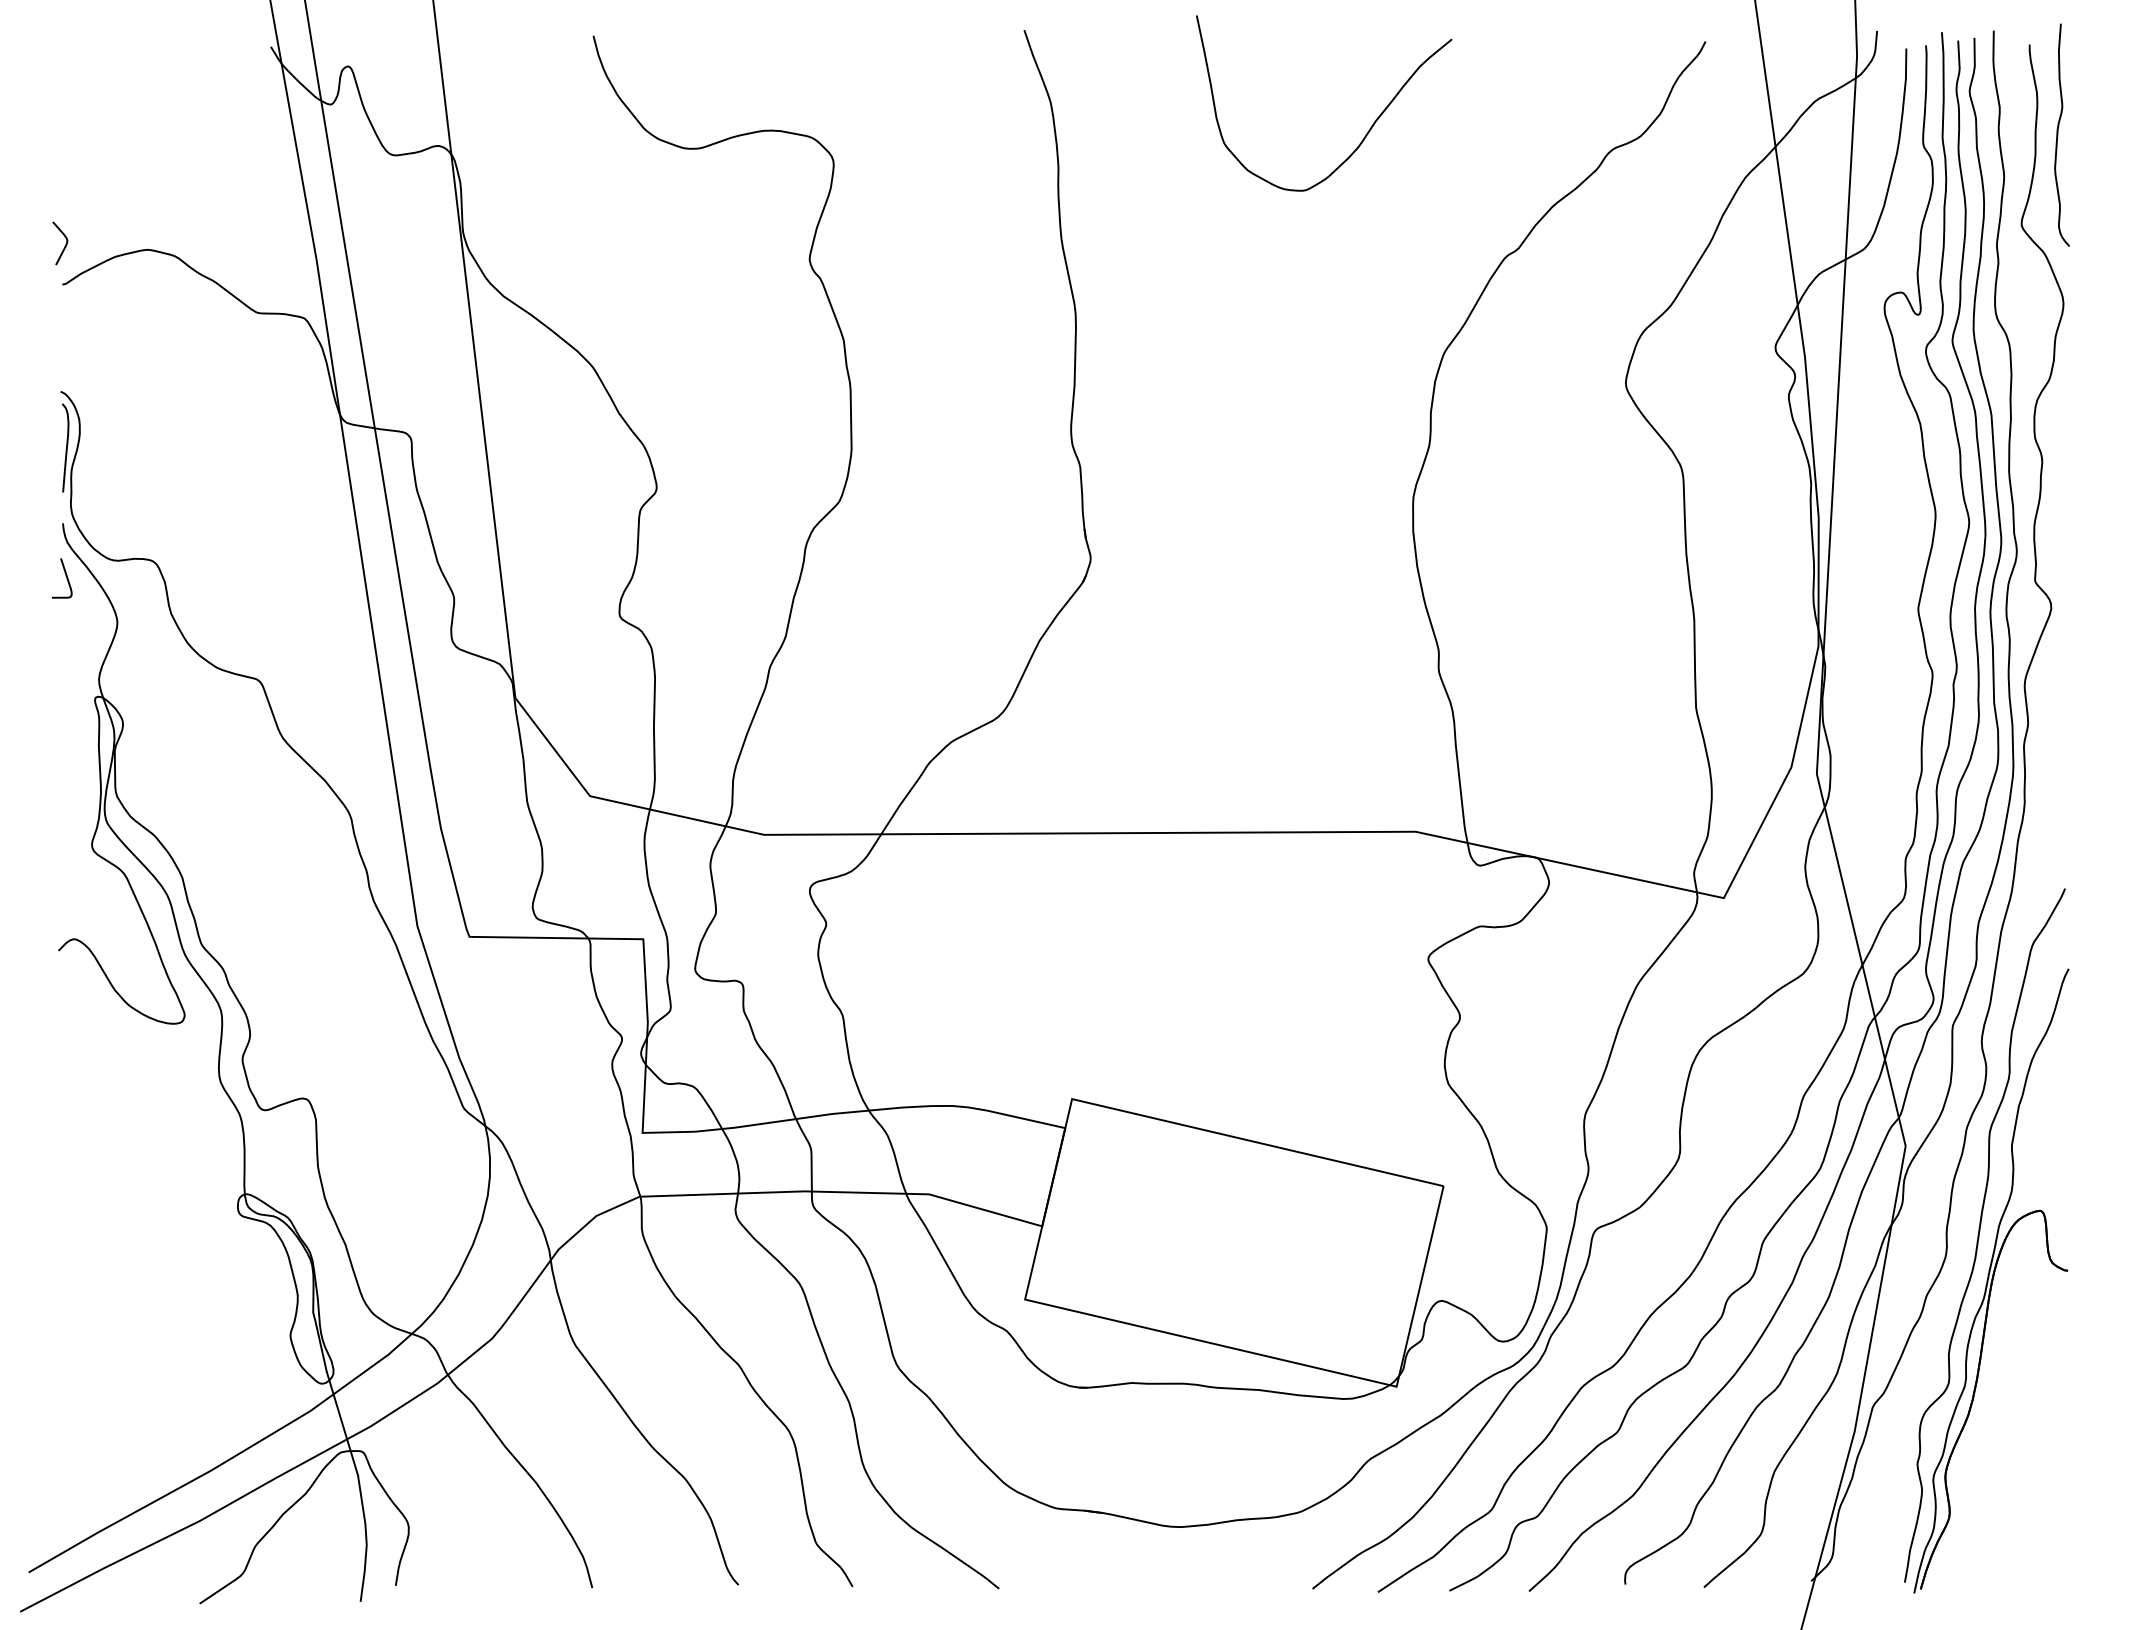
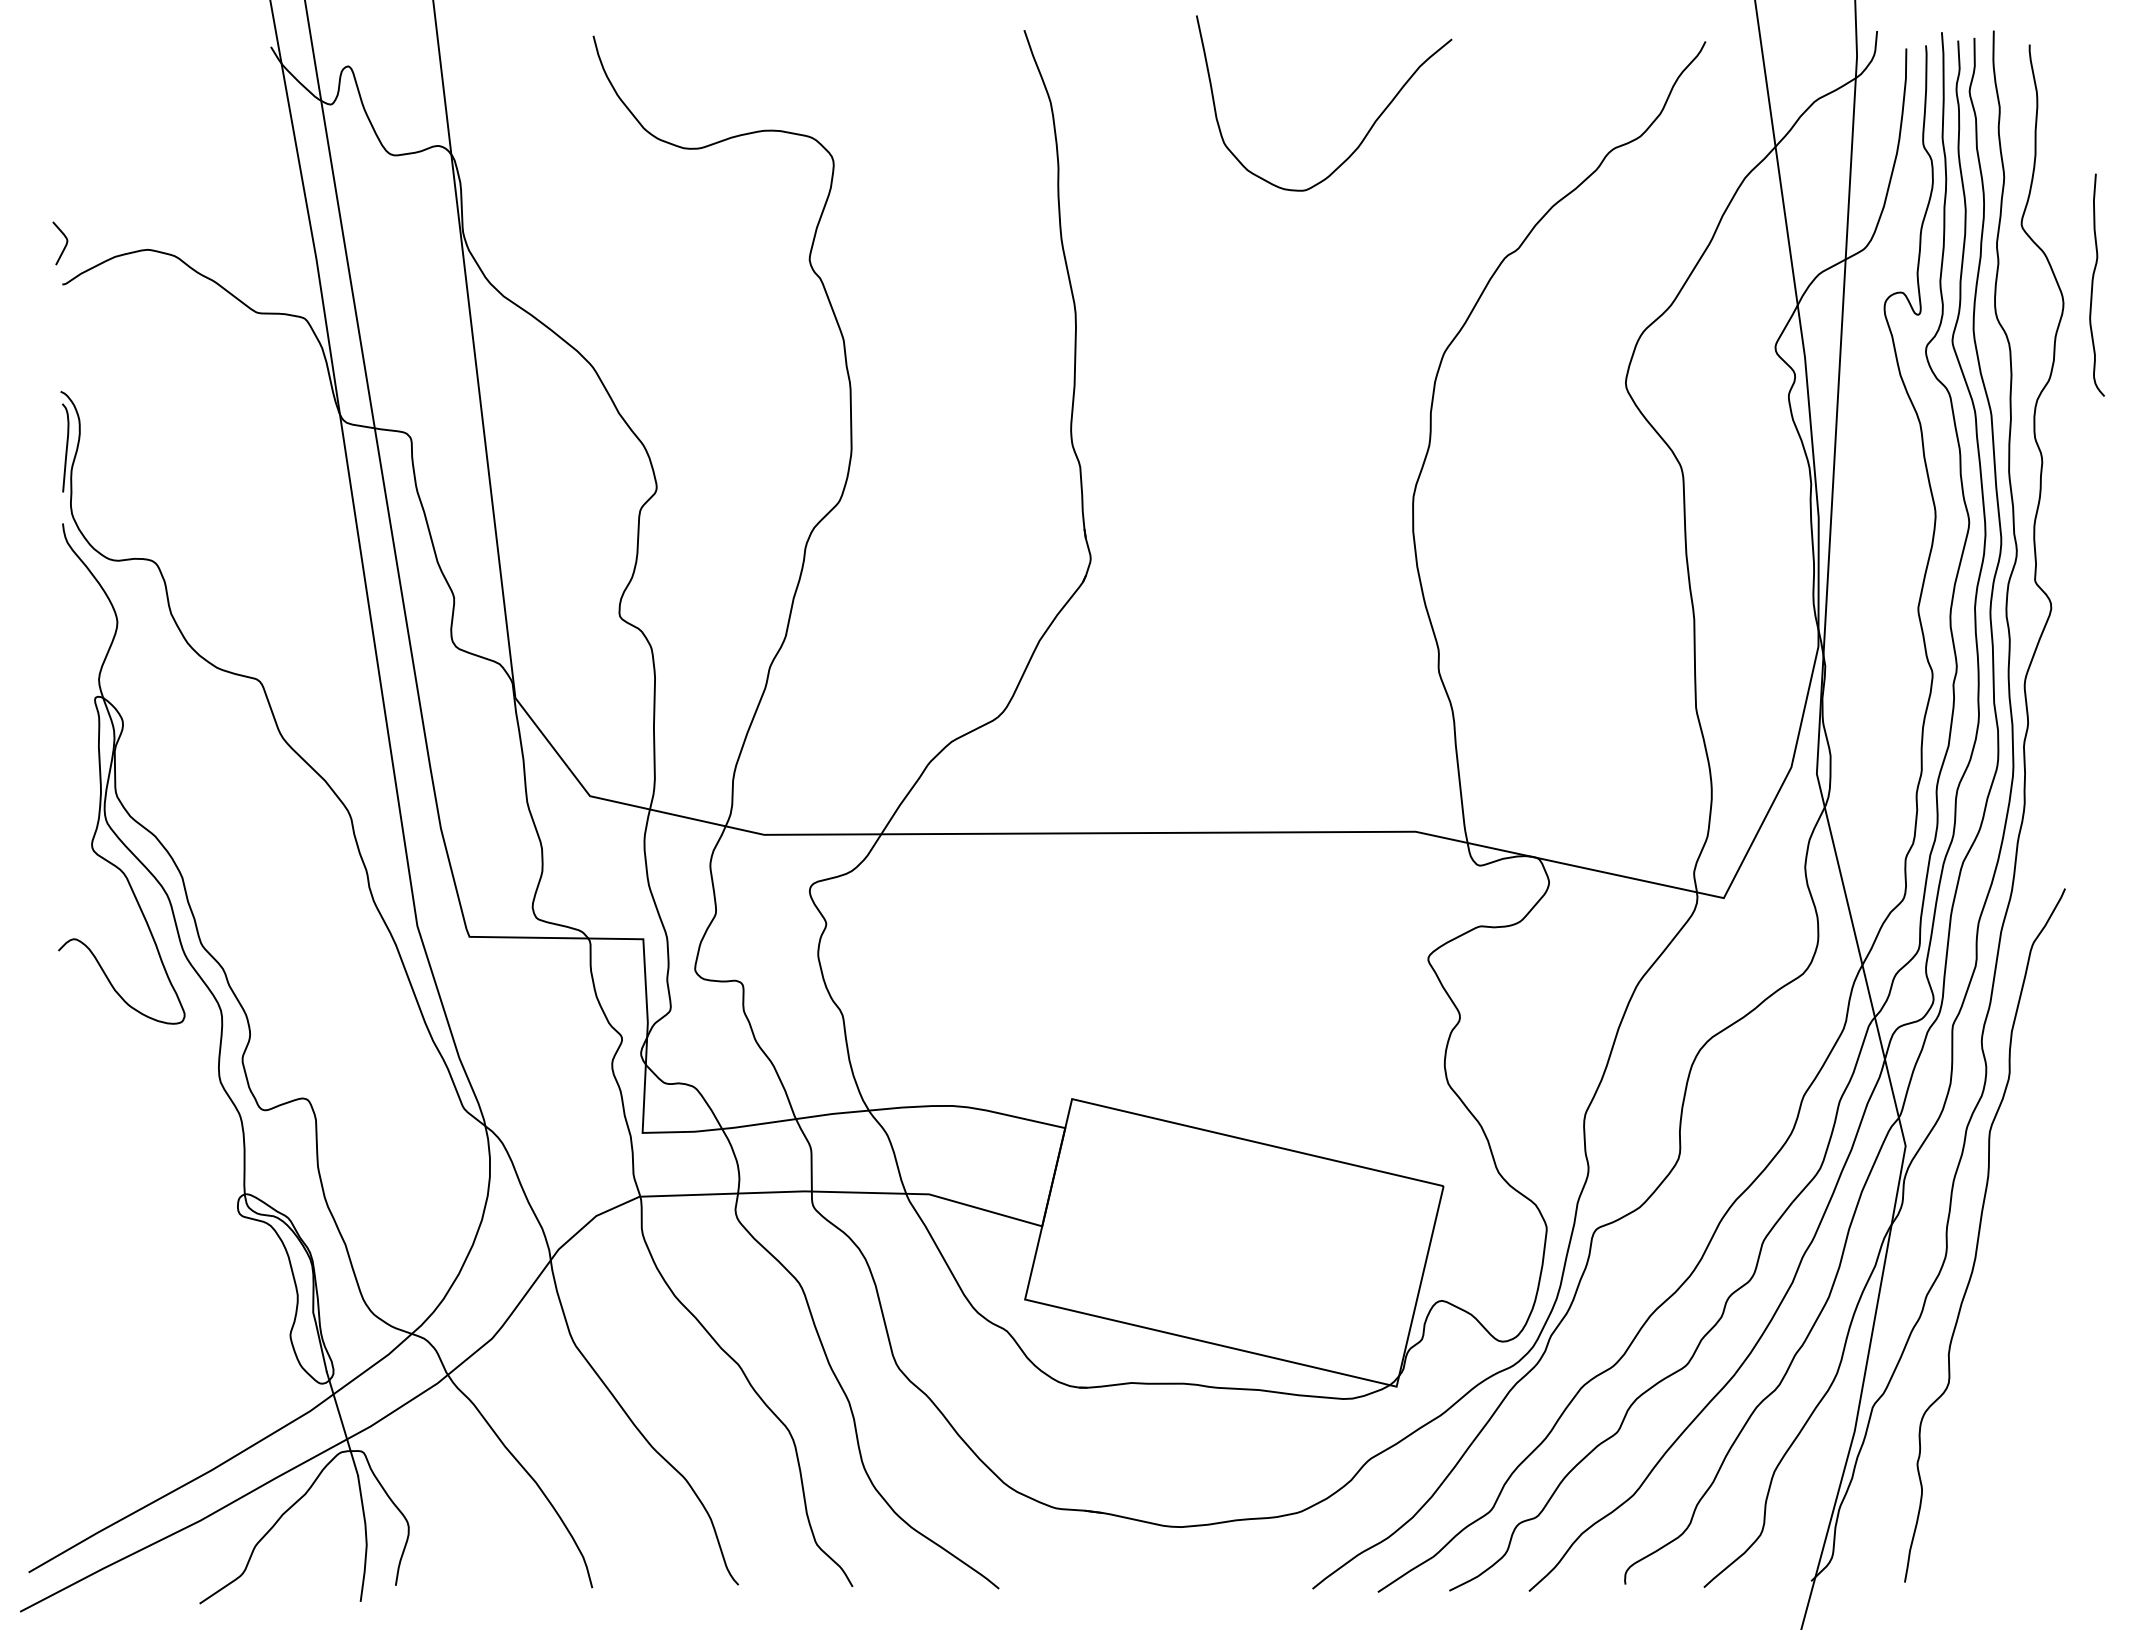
curve position: (2058, 134) -> (2093, 284) (2093, 284)
curve: present -> none (65, 576)
part: present -> none (1991, 1280)
